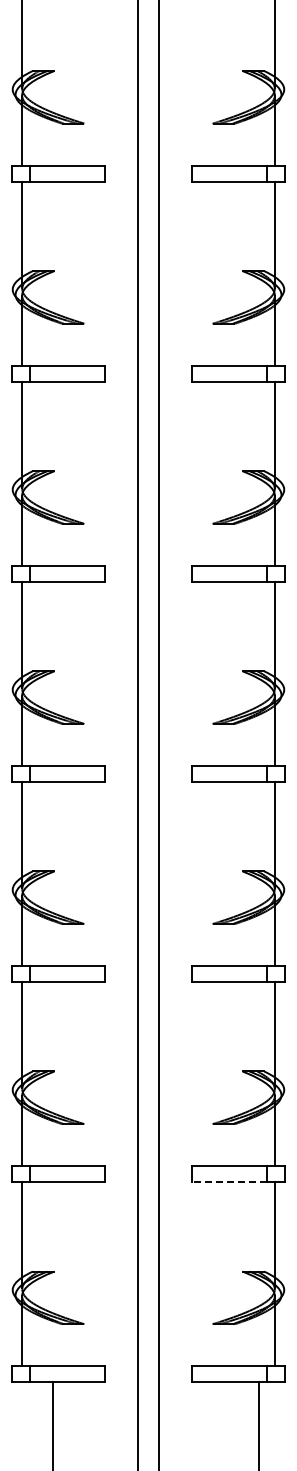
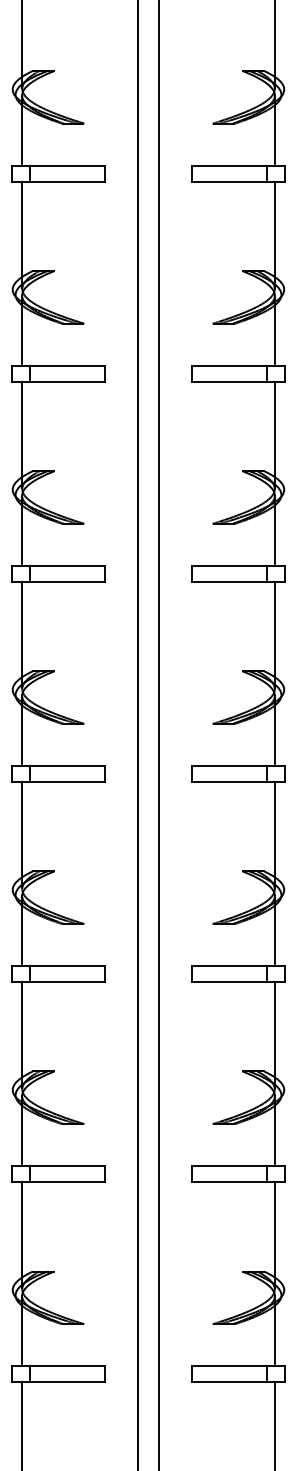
line: dashed -> solid (229, 1182)
line position: (53, 1424) -> (22, 1424) (22, 1424)
line position: (258, 1424) -> (274, 1424) (274, 1424)
